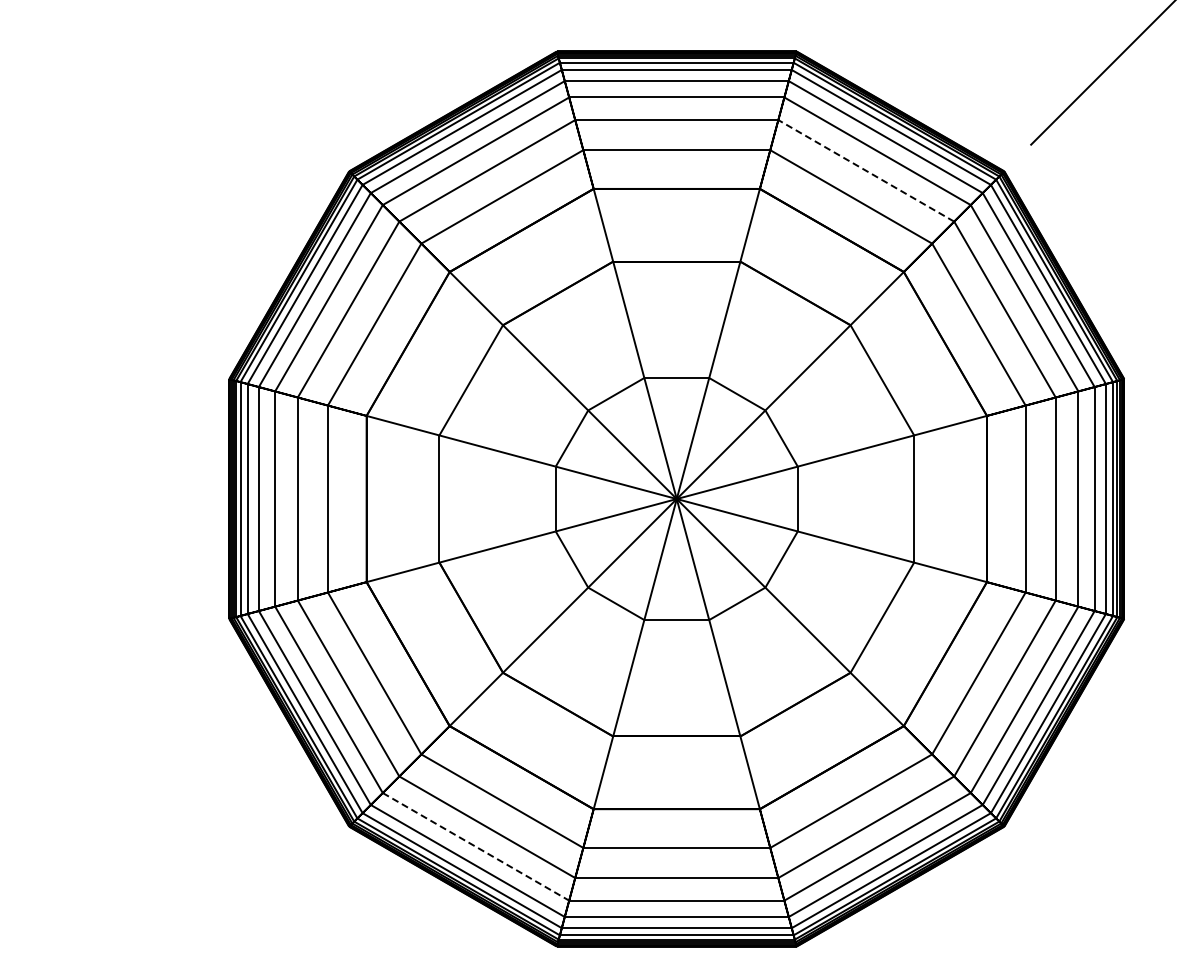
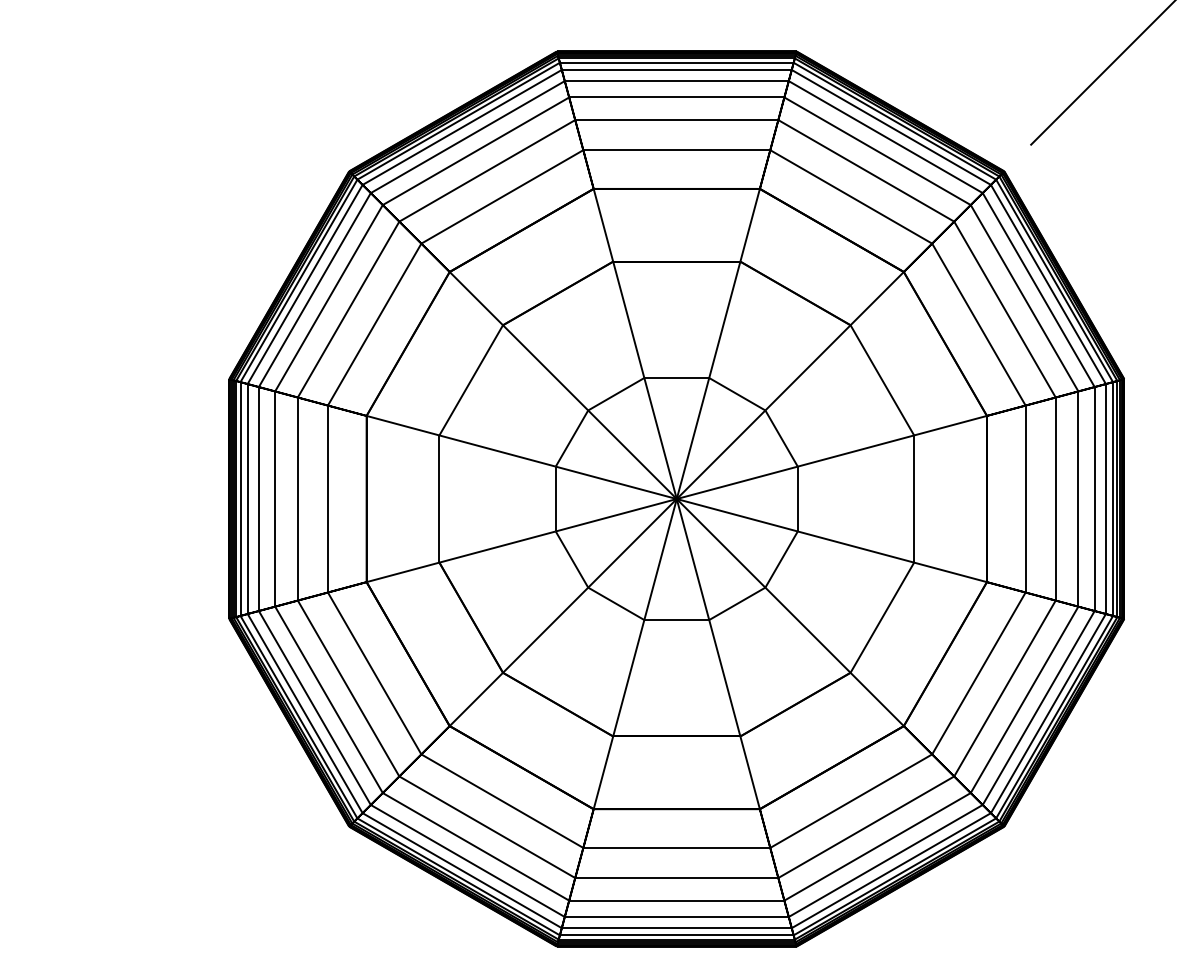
line: dashed -> solid (866, 170)
line: dashed -> solid (476, 846)
